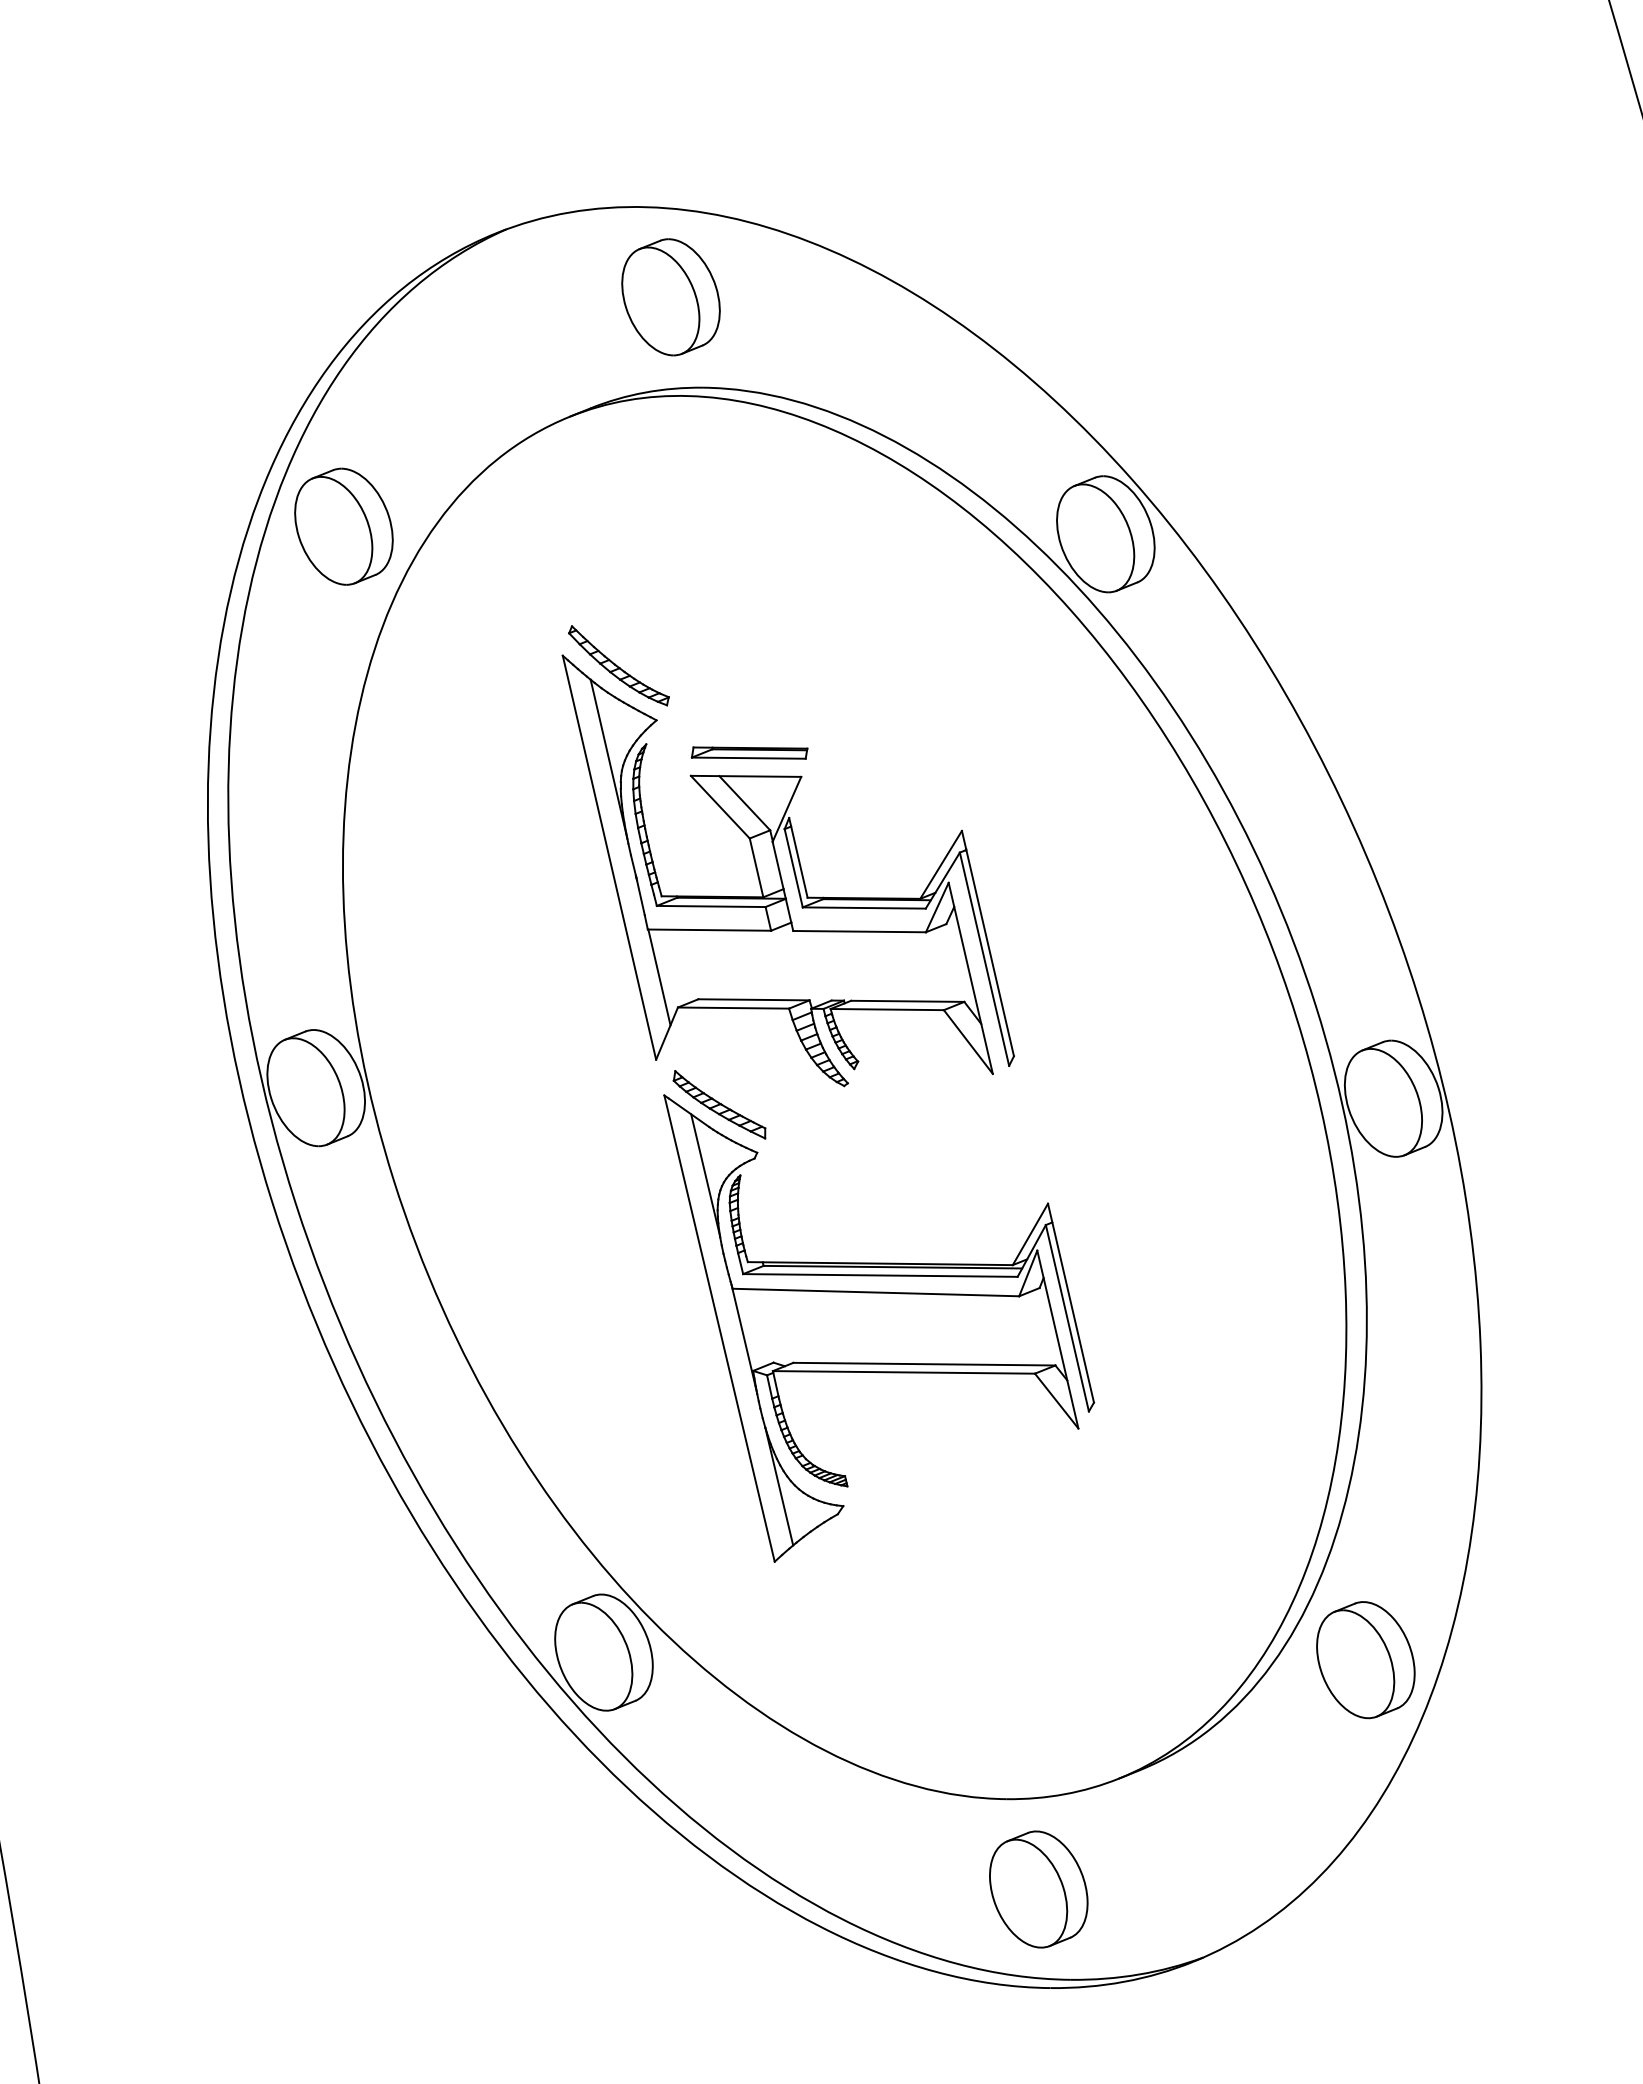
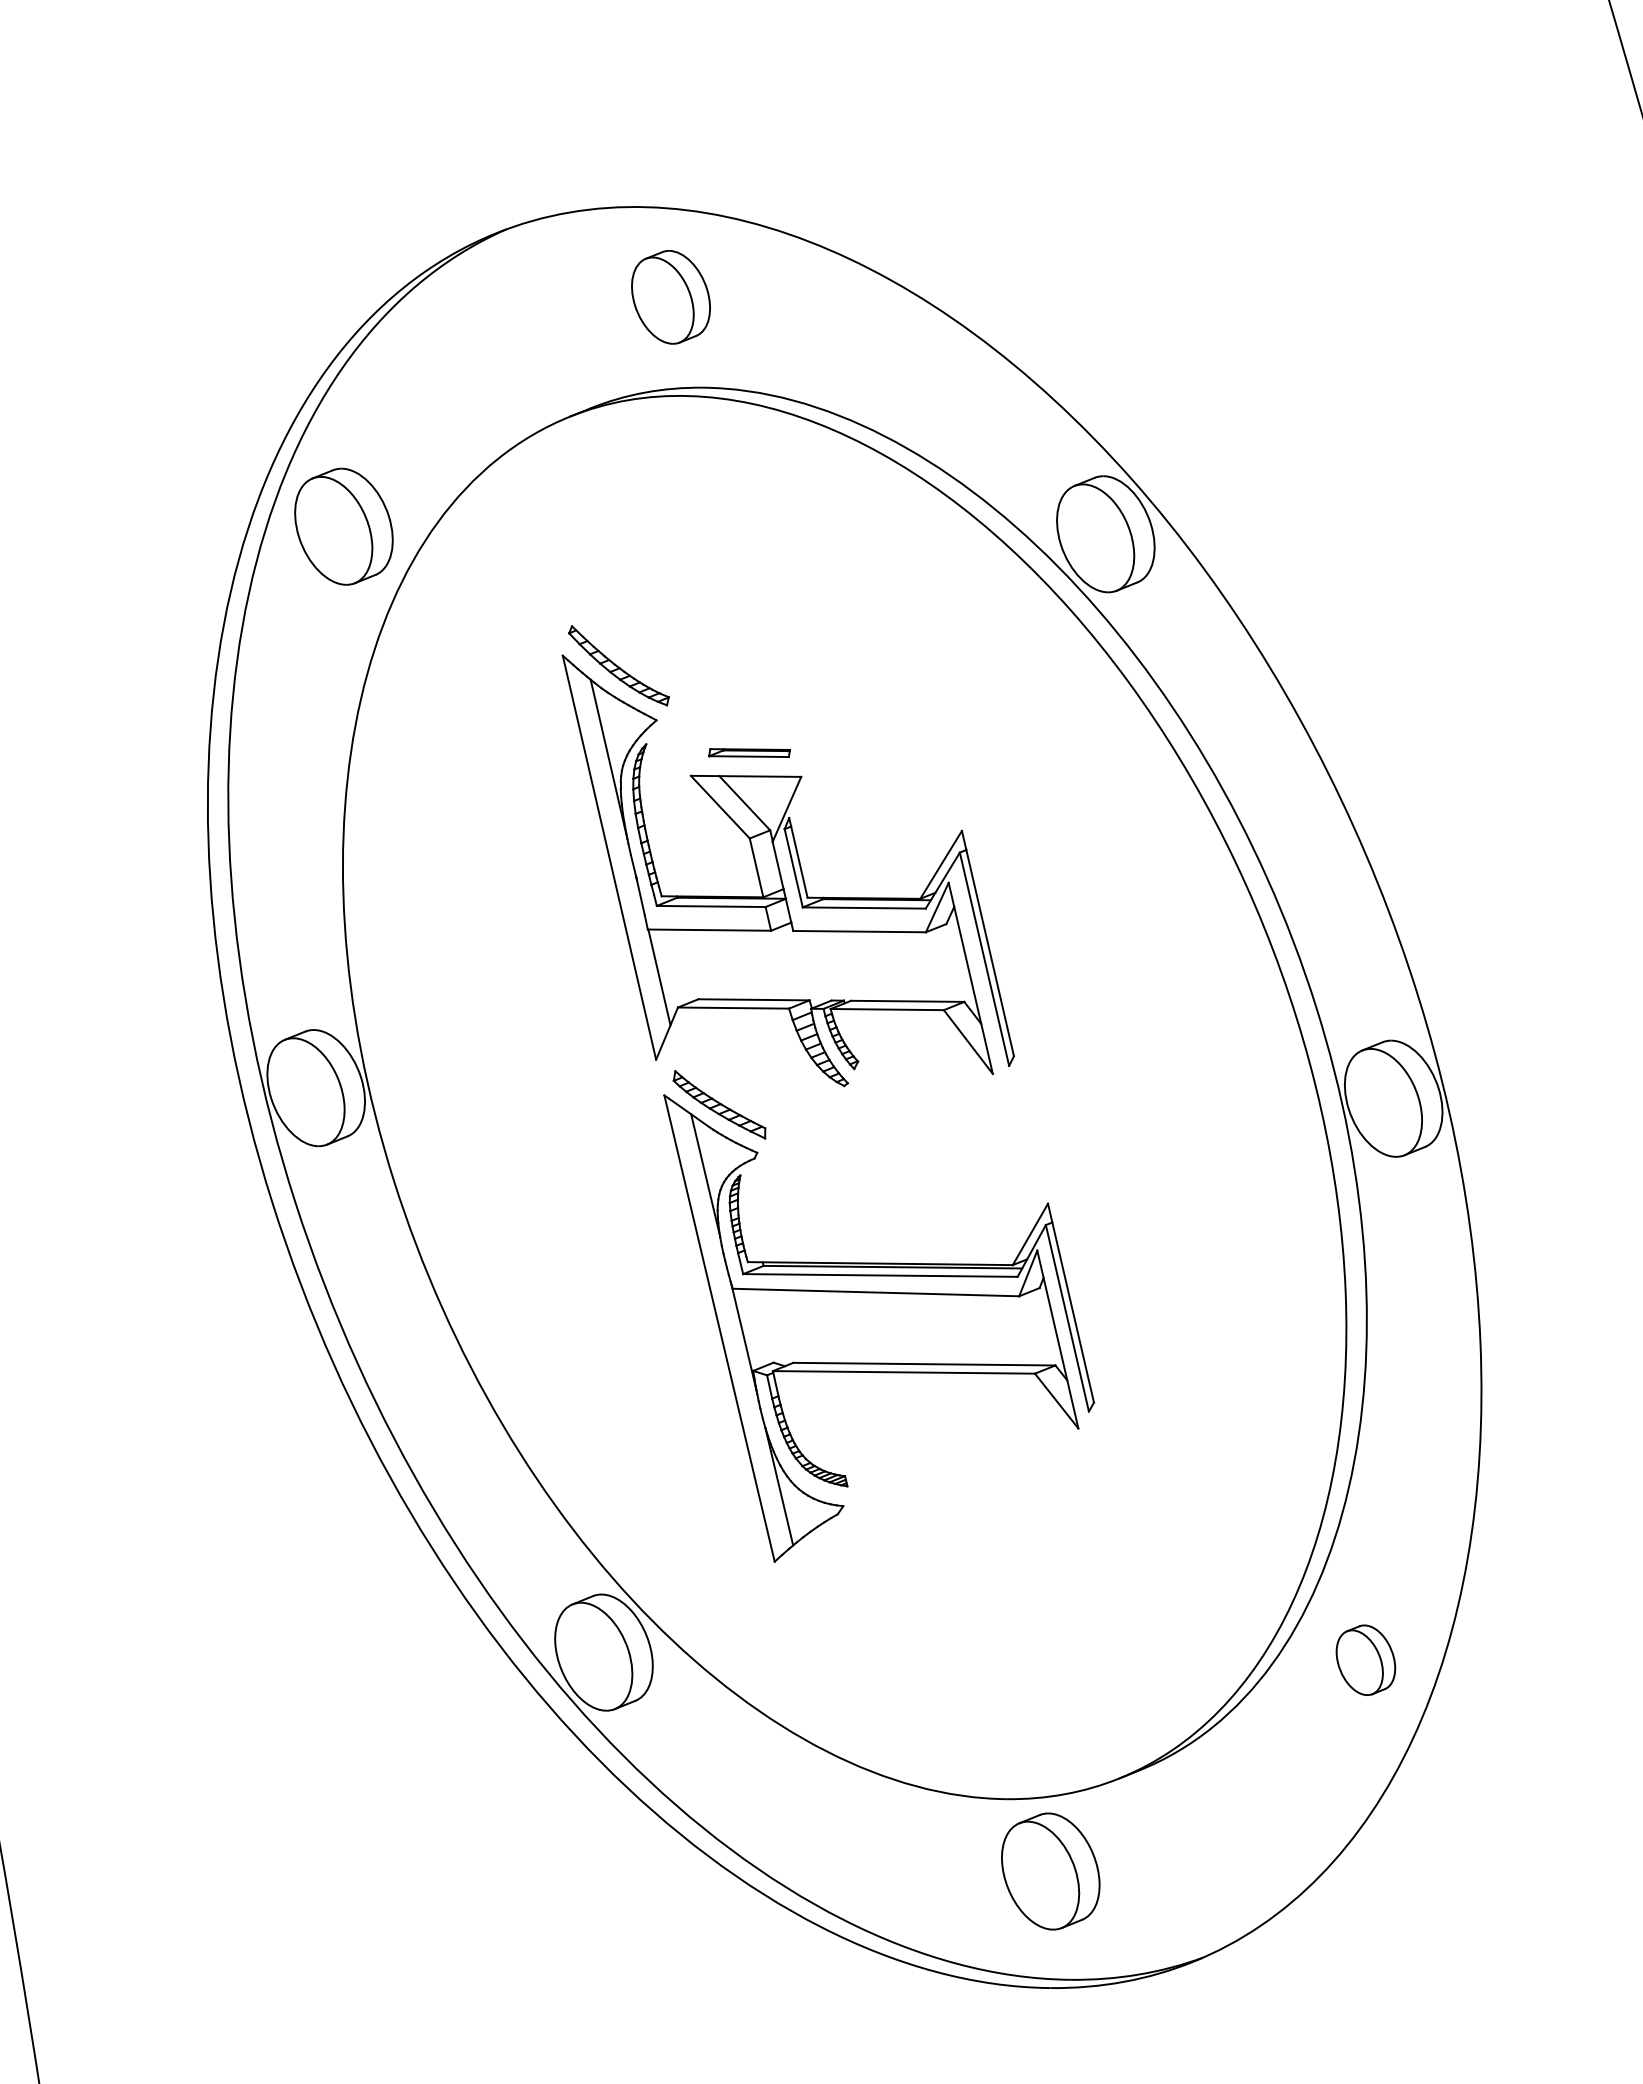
part size: 100x119 px -> 80x95 px (670, 297)
part size: 119x14 px -> 83x10 px (749, 752)
part size: 100x119 px -> 62x72 px (1365, 1659)
part position: (1038, 1889) -> (1050, 1871) (1050, 1871)
